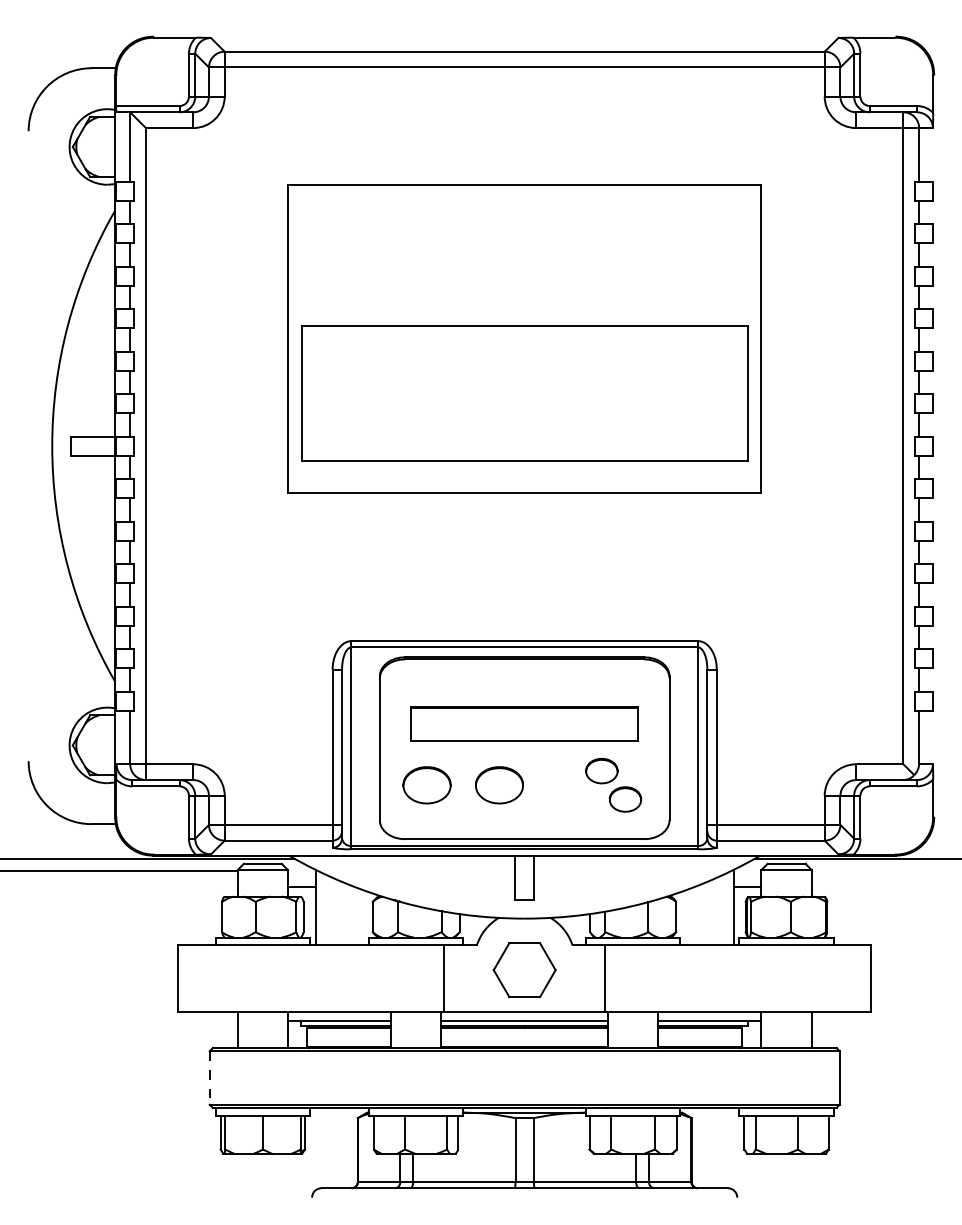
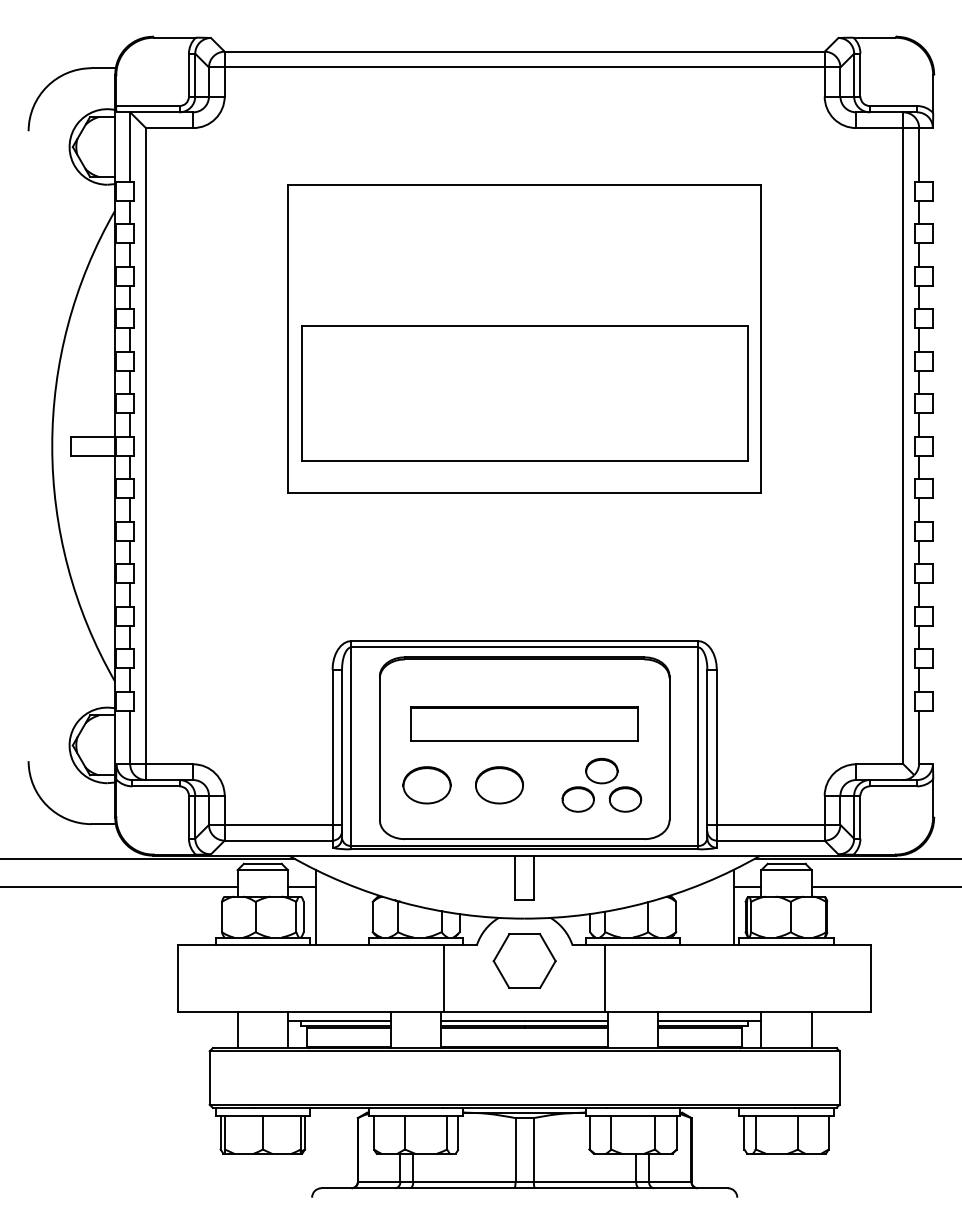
part: none -> present (577, 799)
line position: (119, 871) -> (119, 887) (119, 887)
line: none -> present (884, 887)
part position: (524, 969) -> (524, 960) (524, 960)
line: dashed -> solid (209, 1078)
